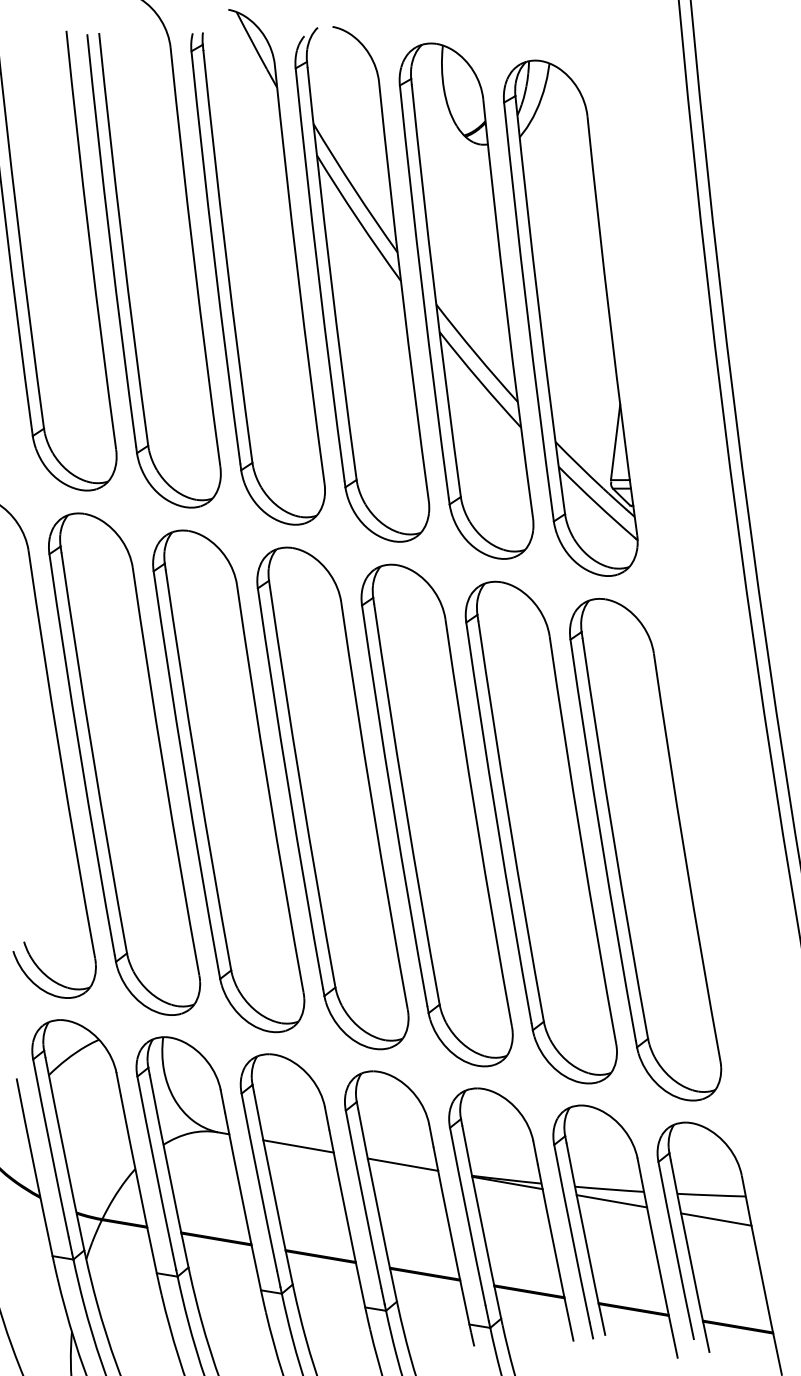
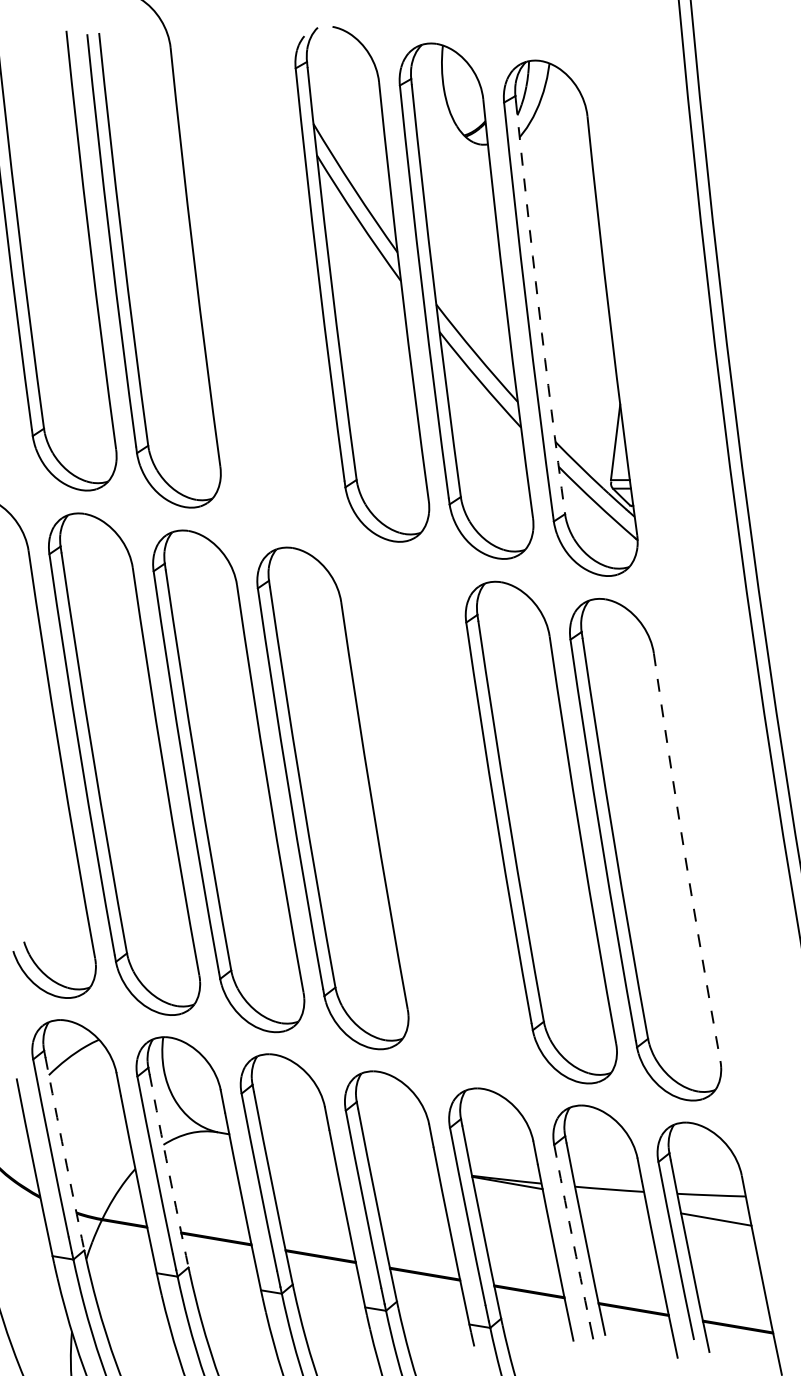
part: present -> none (229, 272)
arc: solid -> dashed (538, 307)
part: present -> none (436, 815)
arc: solid -> dashed (685, 857)
line: present -> none (298, 1146)
arc: solid -> dashed (64, 1153)
line: present -> none (402, 1164)
arc: solid -> dashed (168, 1170)
line: present -> none (611, 1201)
arc: solid -> dashed (571, 1233)
